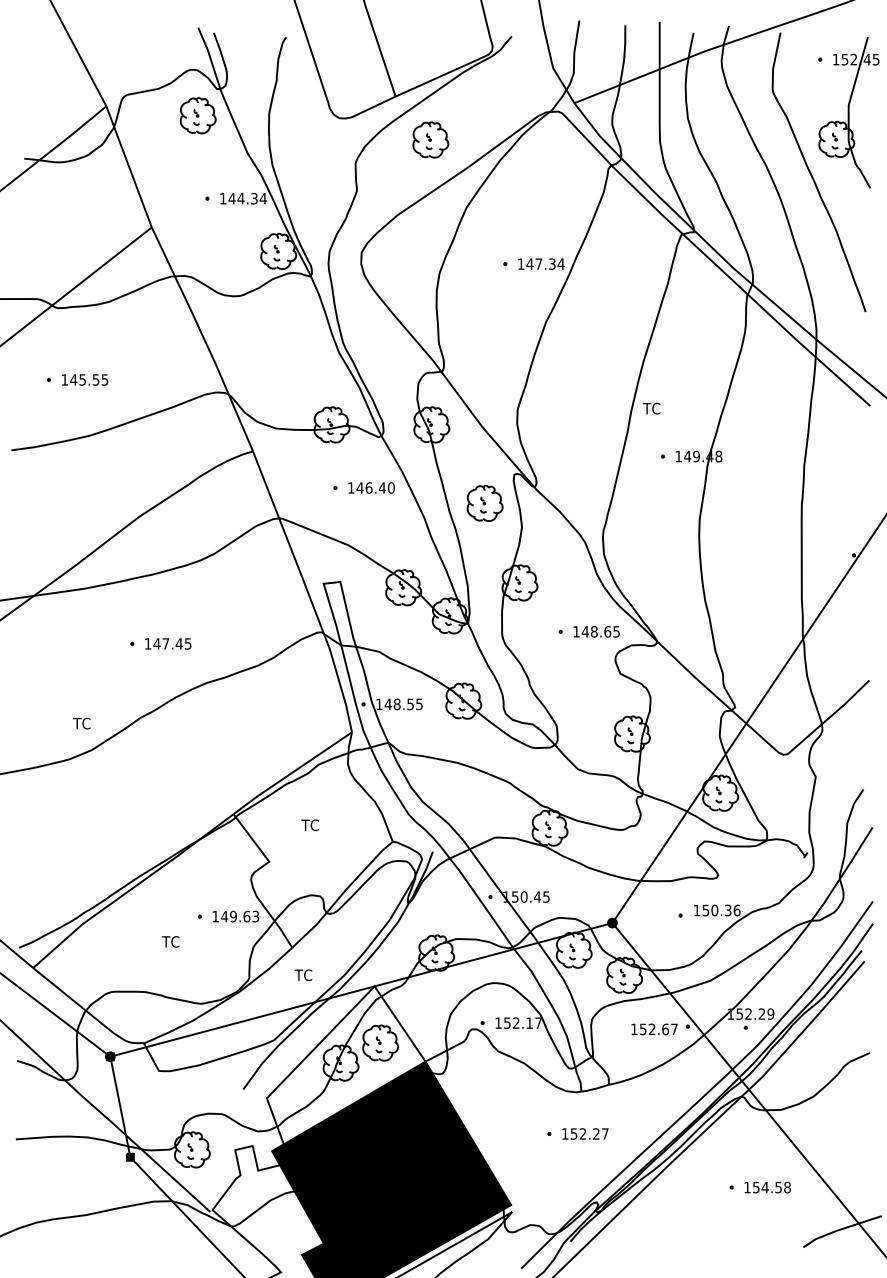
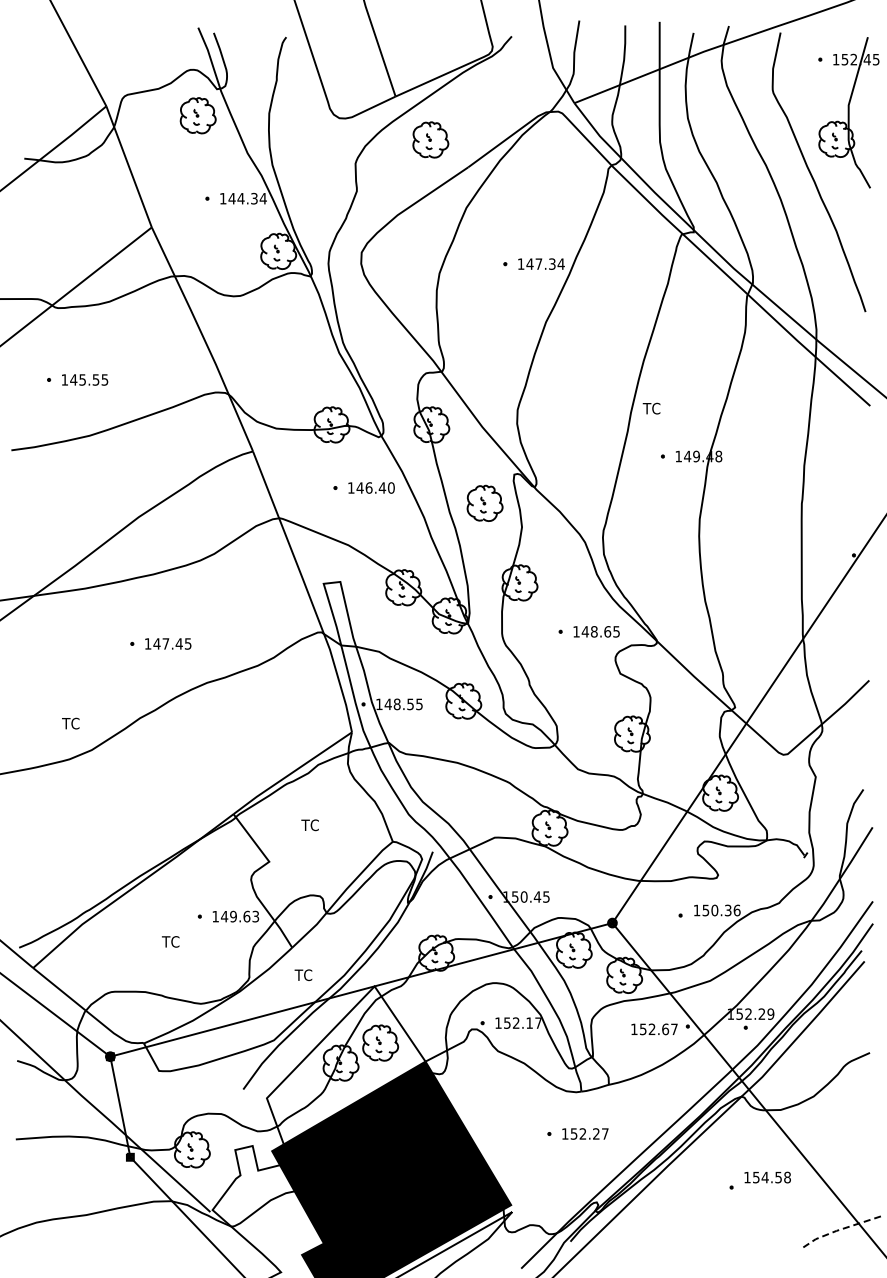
text position: (81, 723) -> (70, 723) (70, 723)
text position: (767, 1187) -> (767, 1177) (767, 1177)
line: solid -> dashed (840, 1229)
